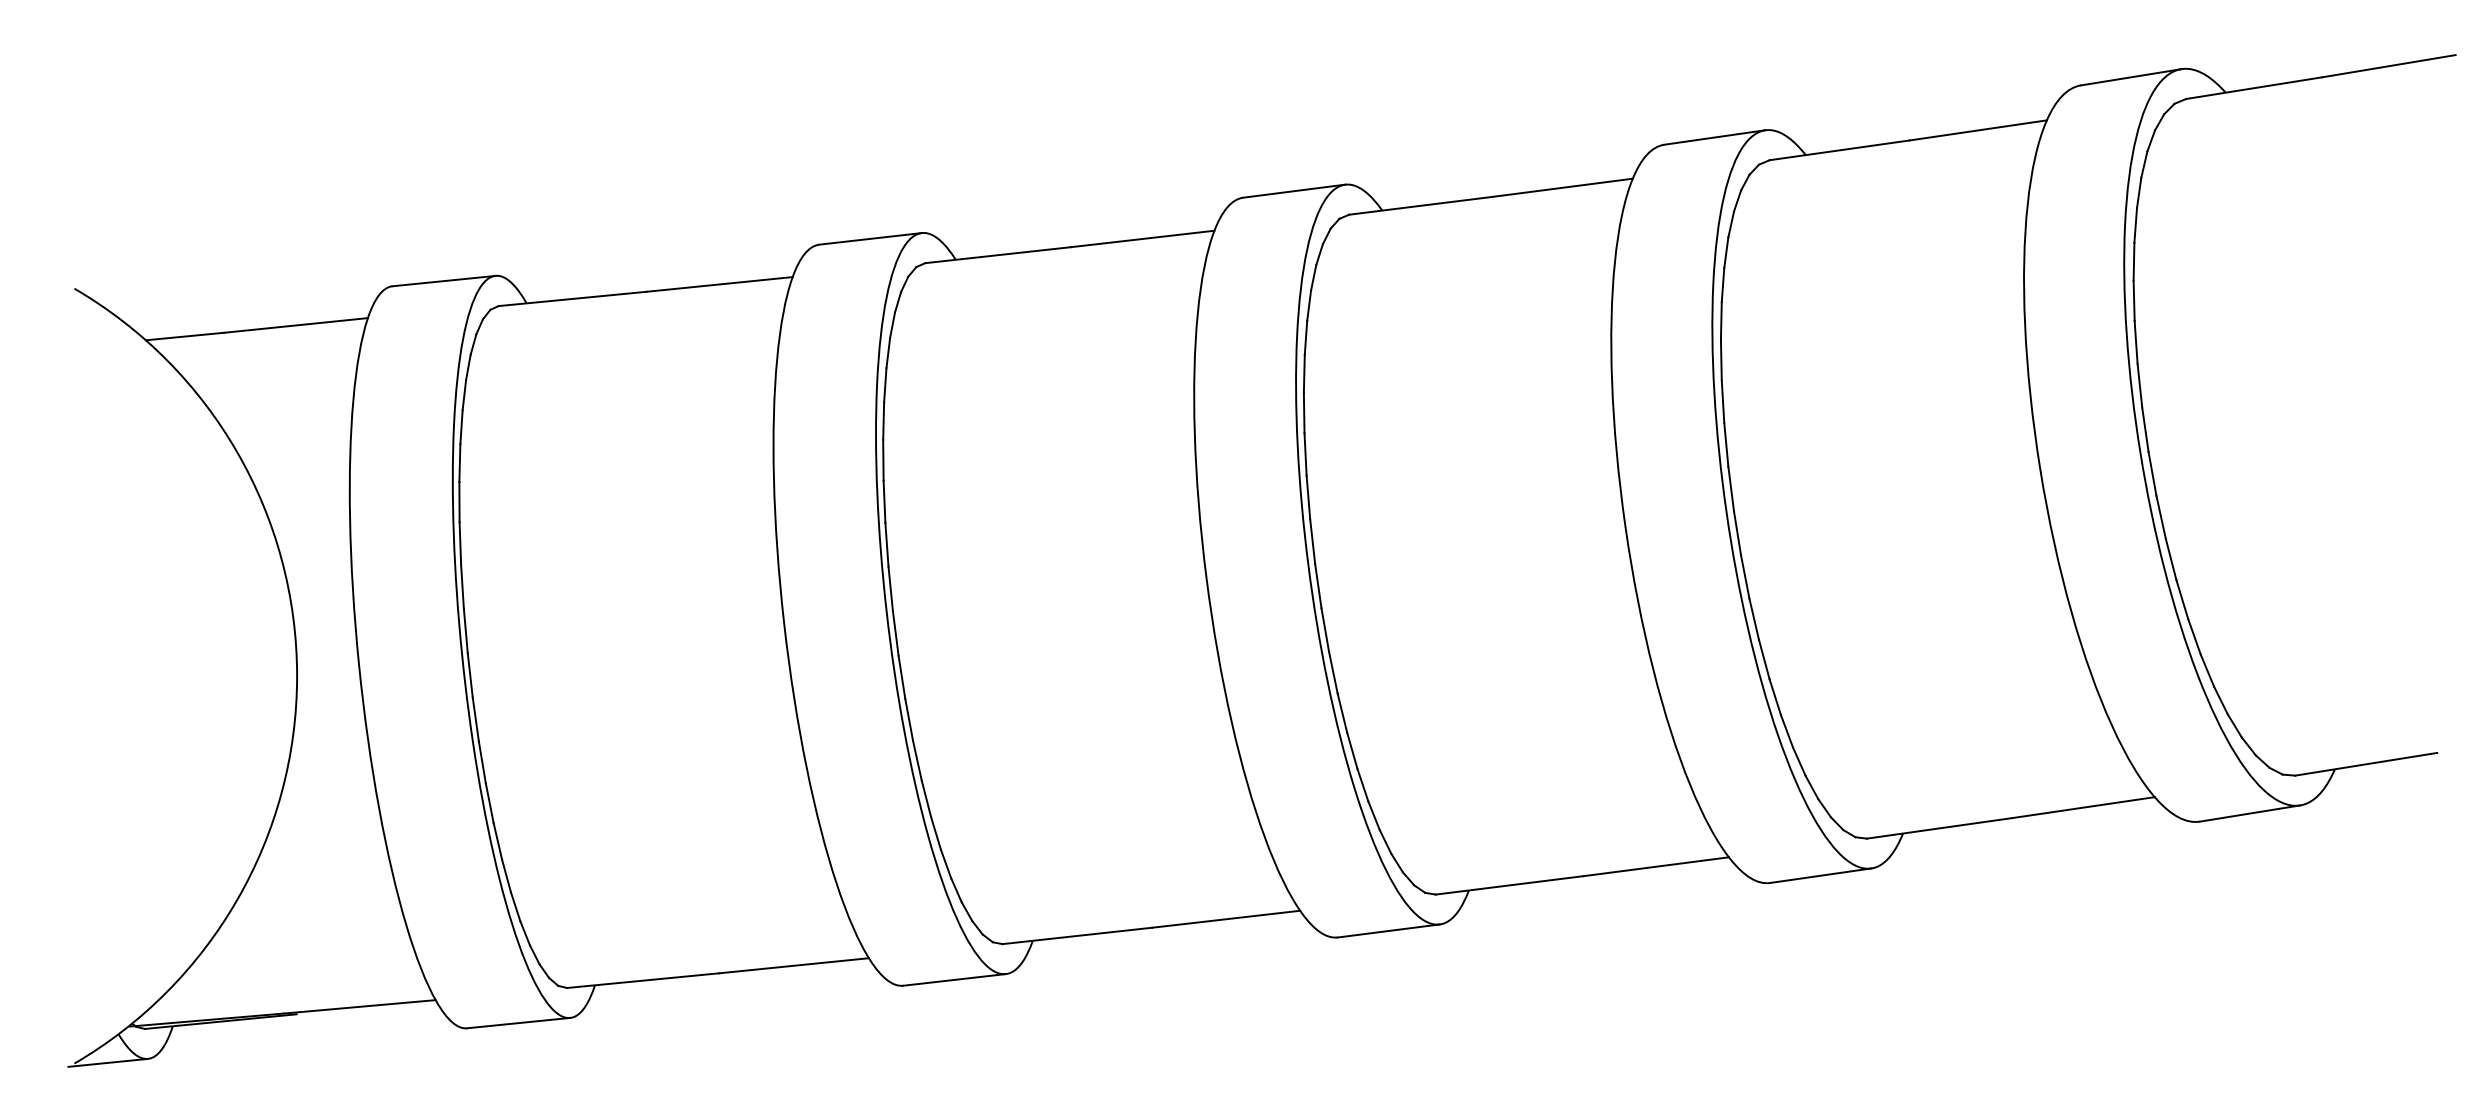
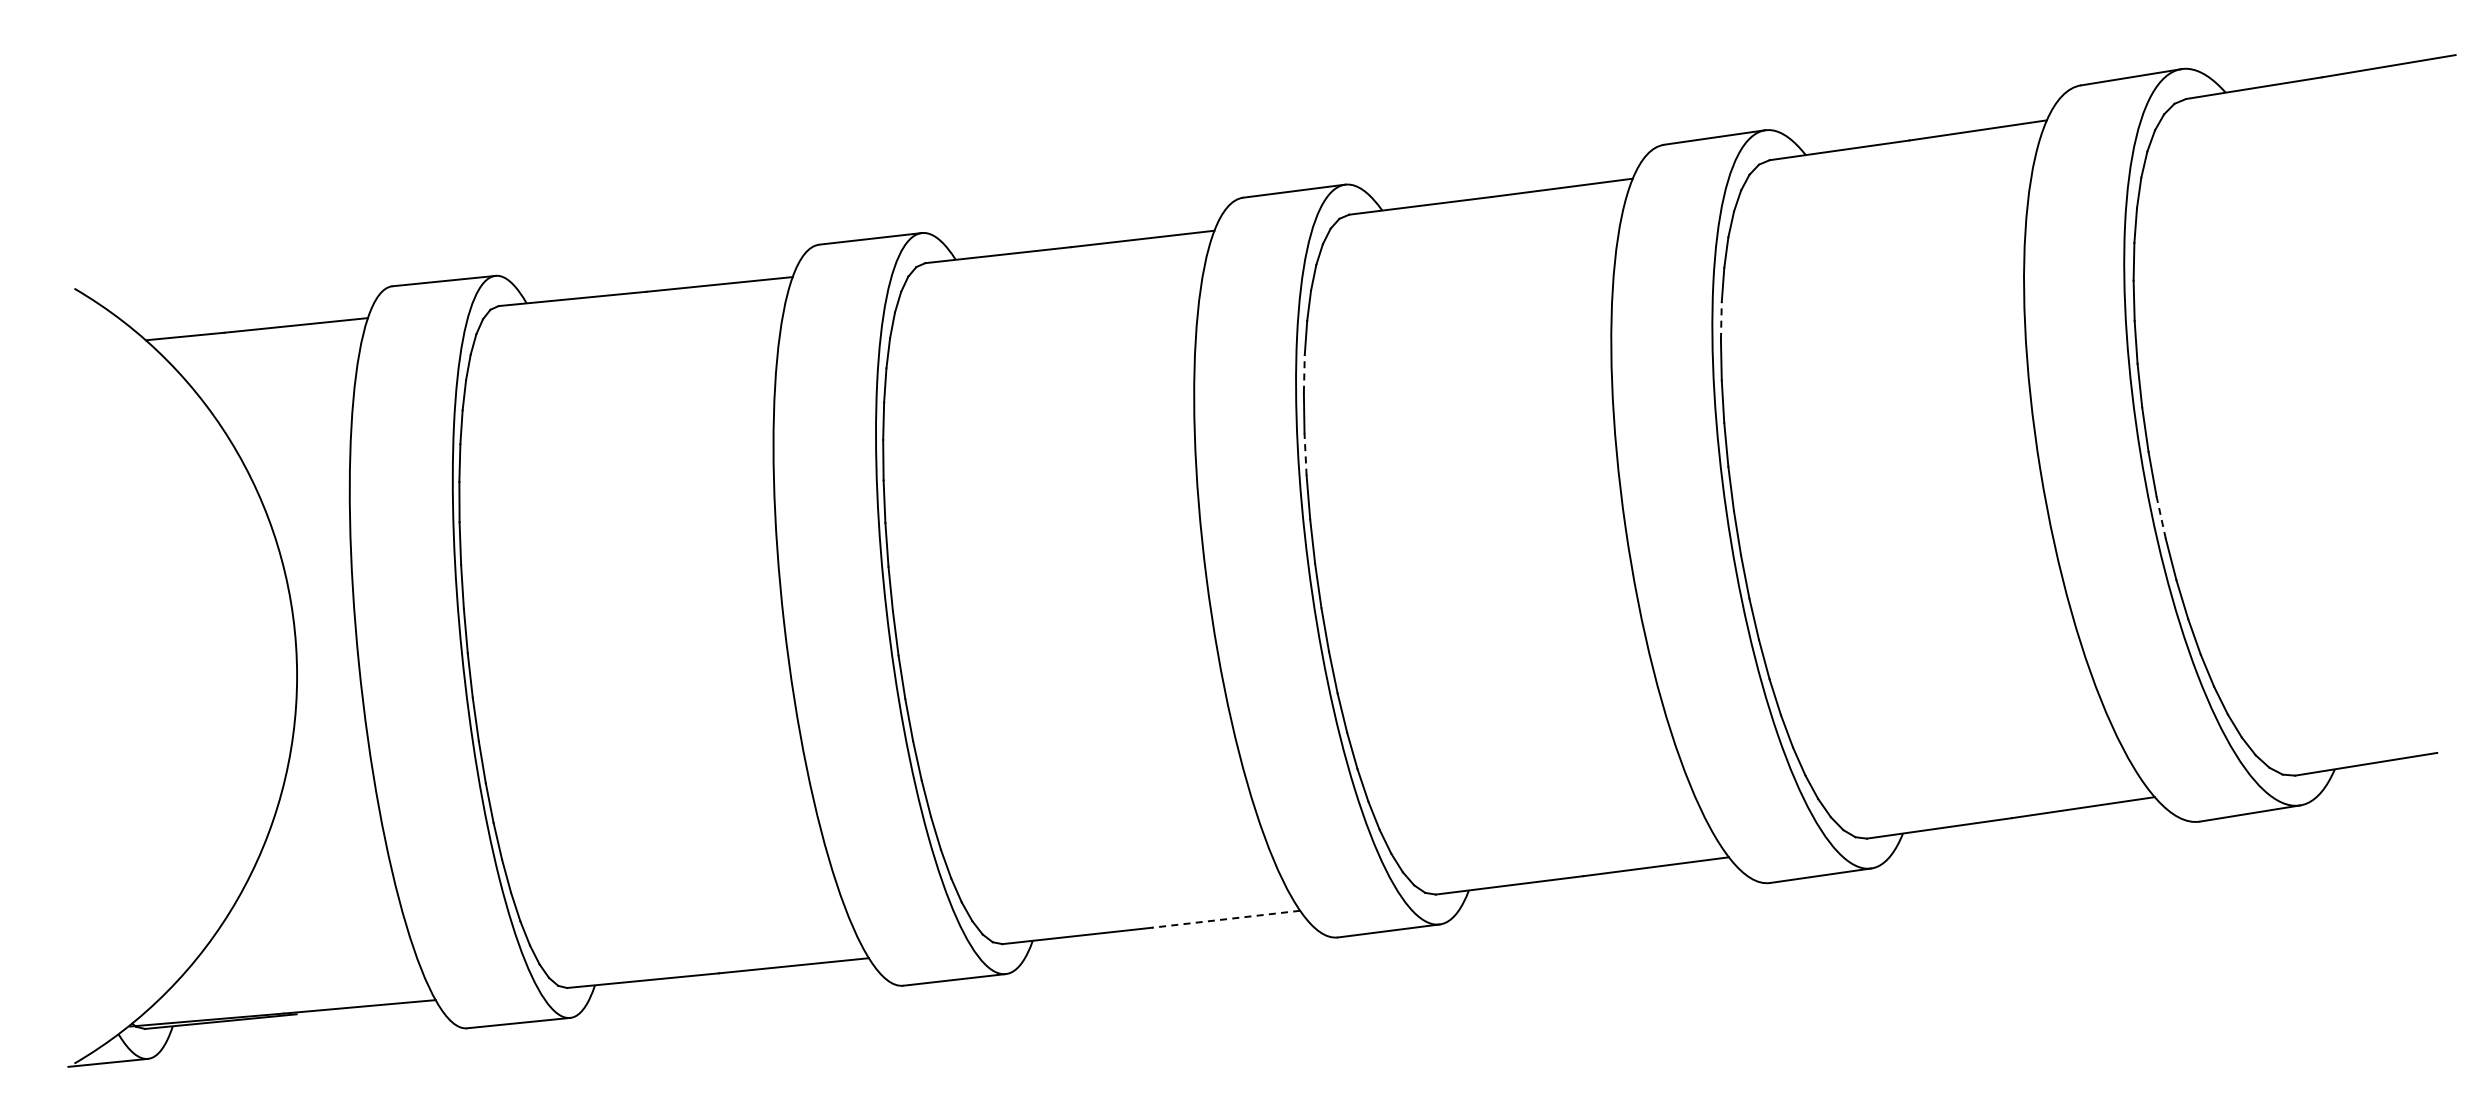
line: solid -> dashed (1721, 321)
line: solid -> dashed (1304, 373)
line: solid -> dashed (1305, 453)
line: solid -> dashed (2161, 517)
line: solid -> dashed (1225, 919)
